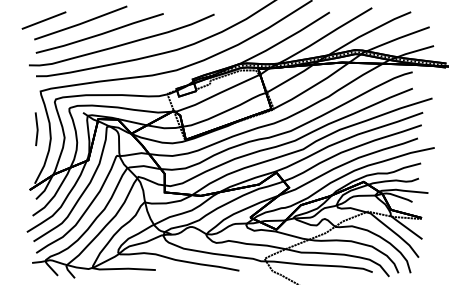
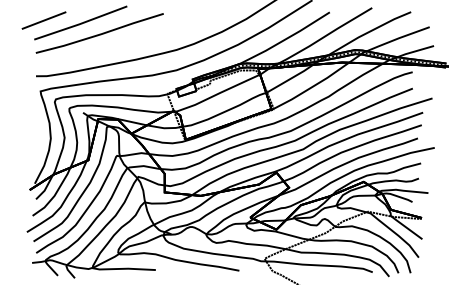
curve: present -> none (122, 43)
line: present -> none (36, 129)
